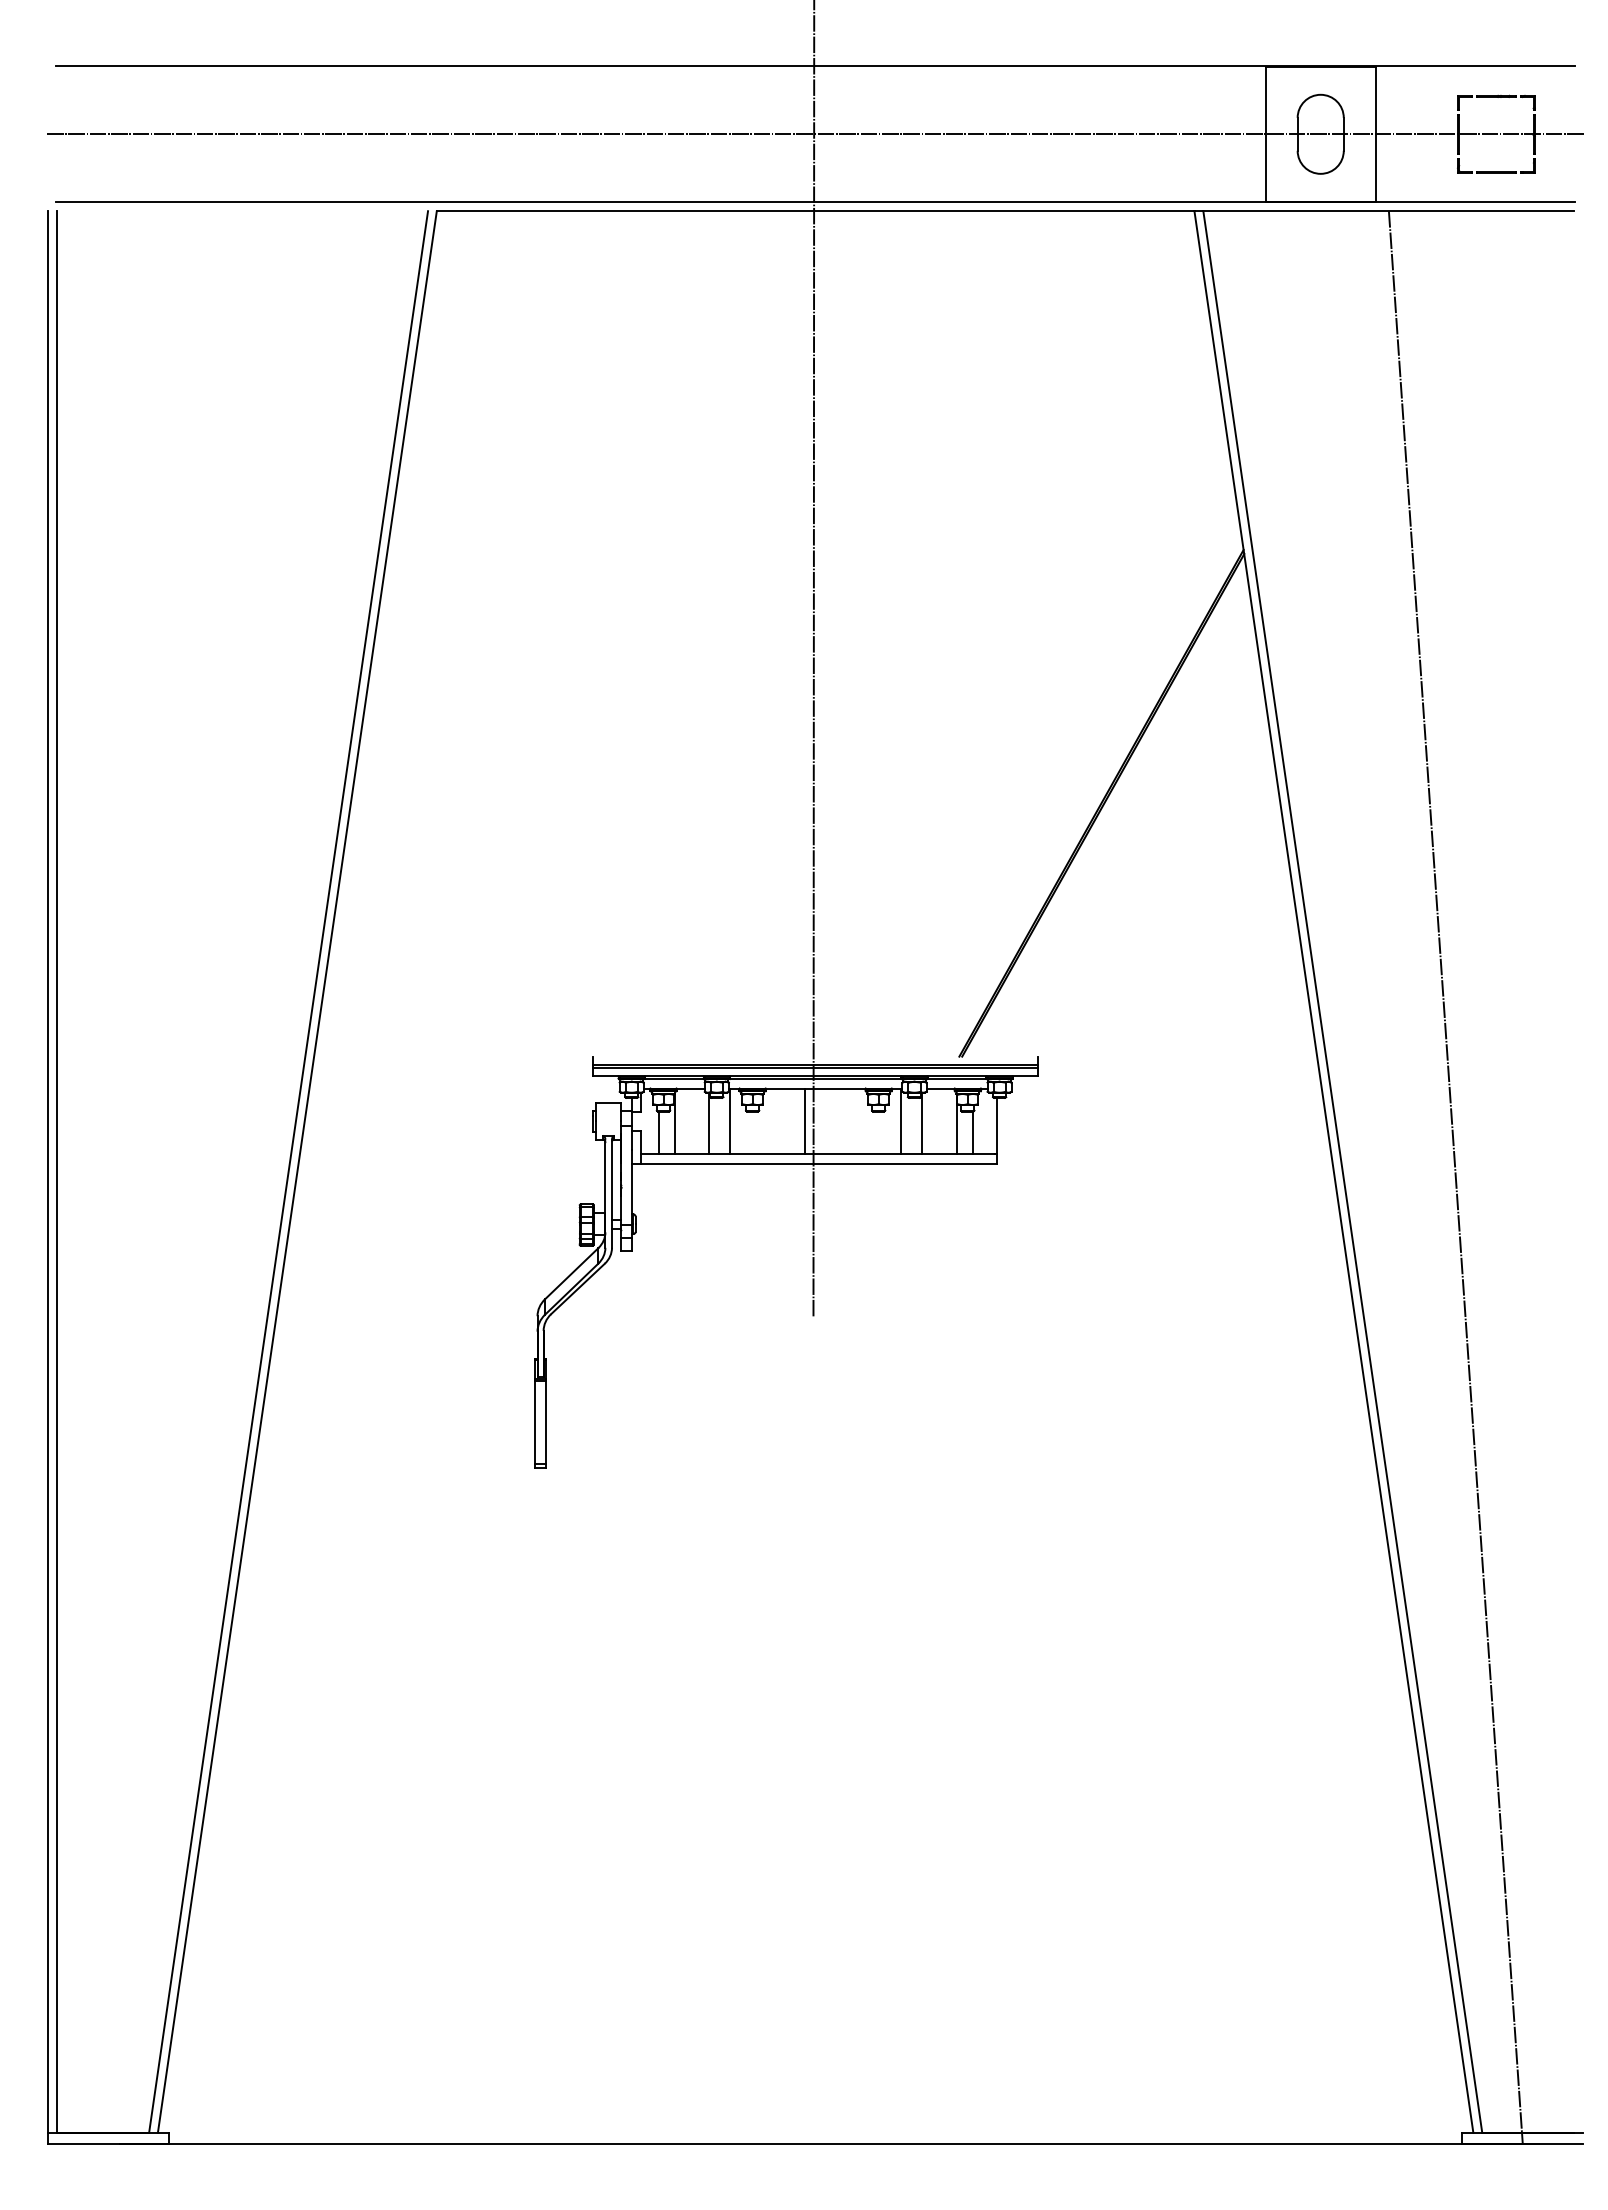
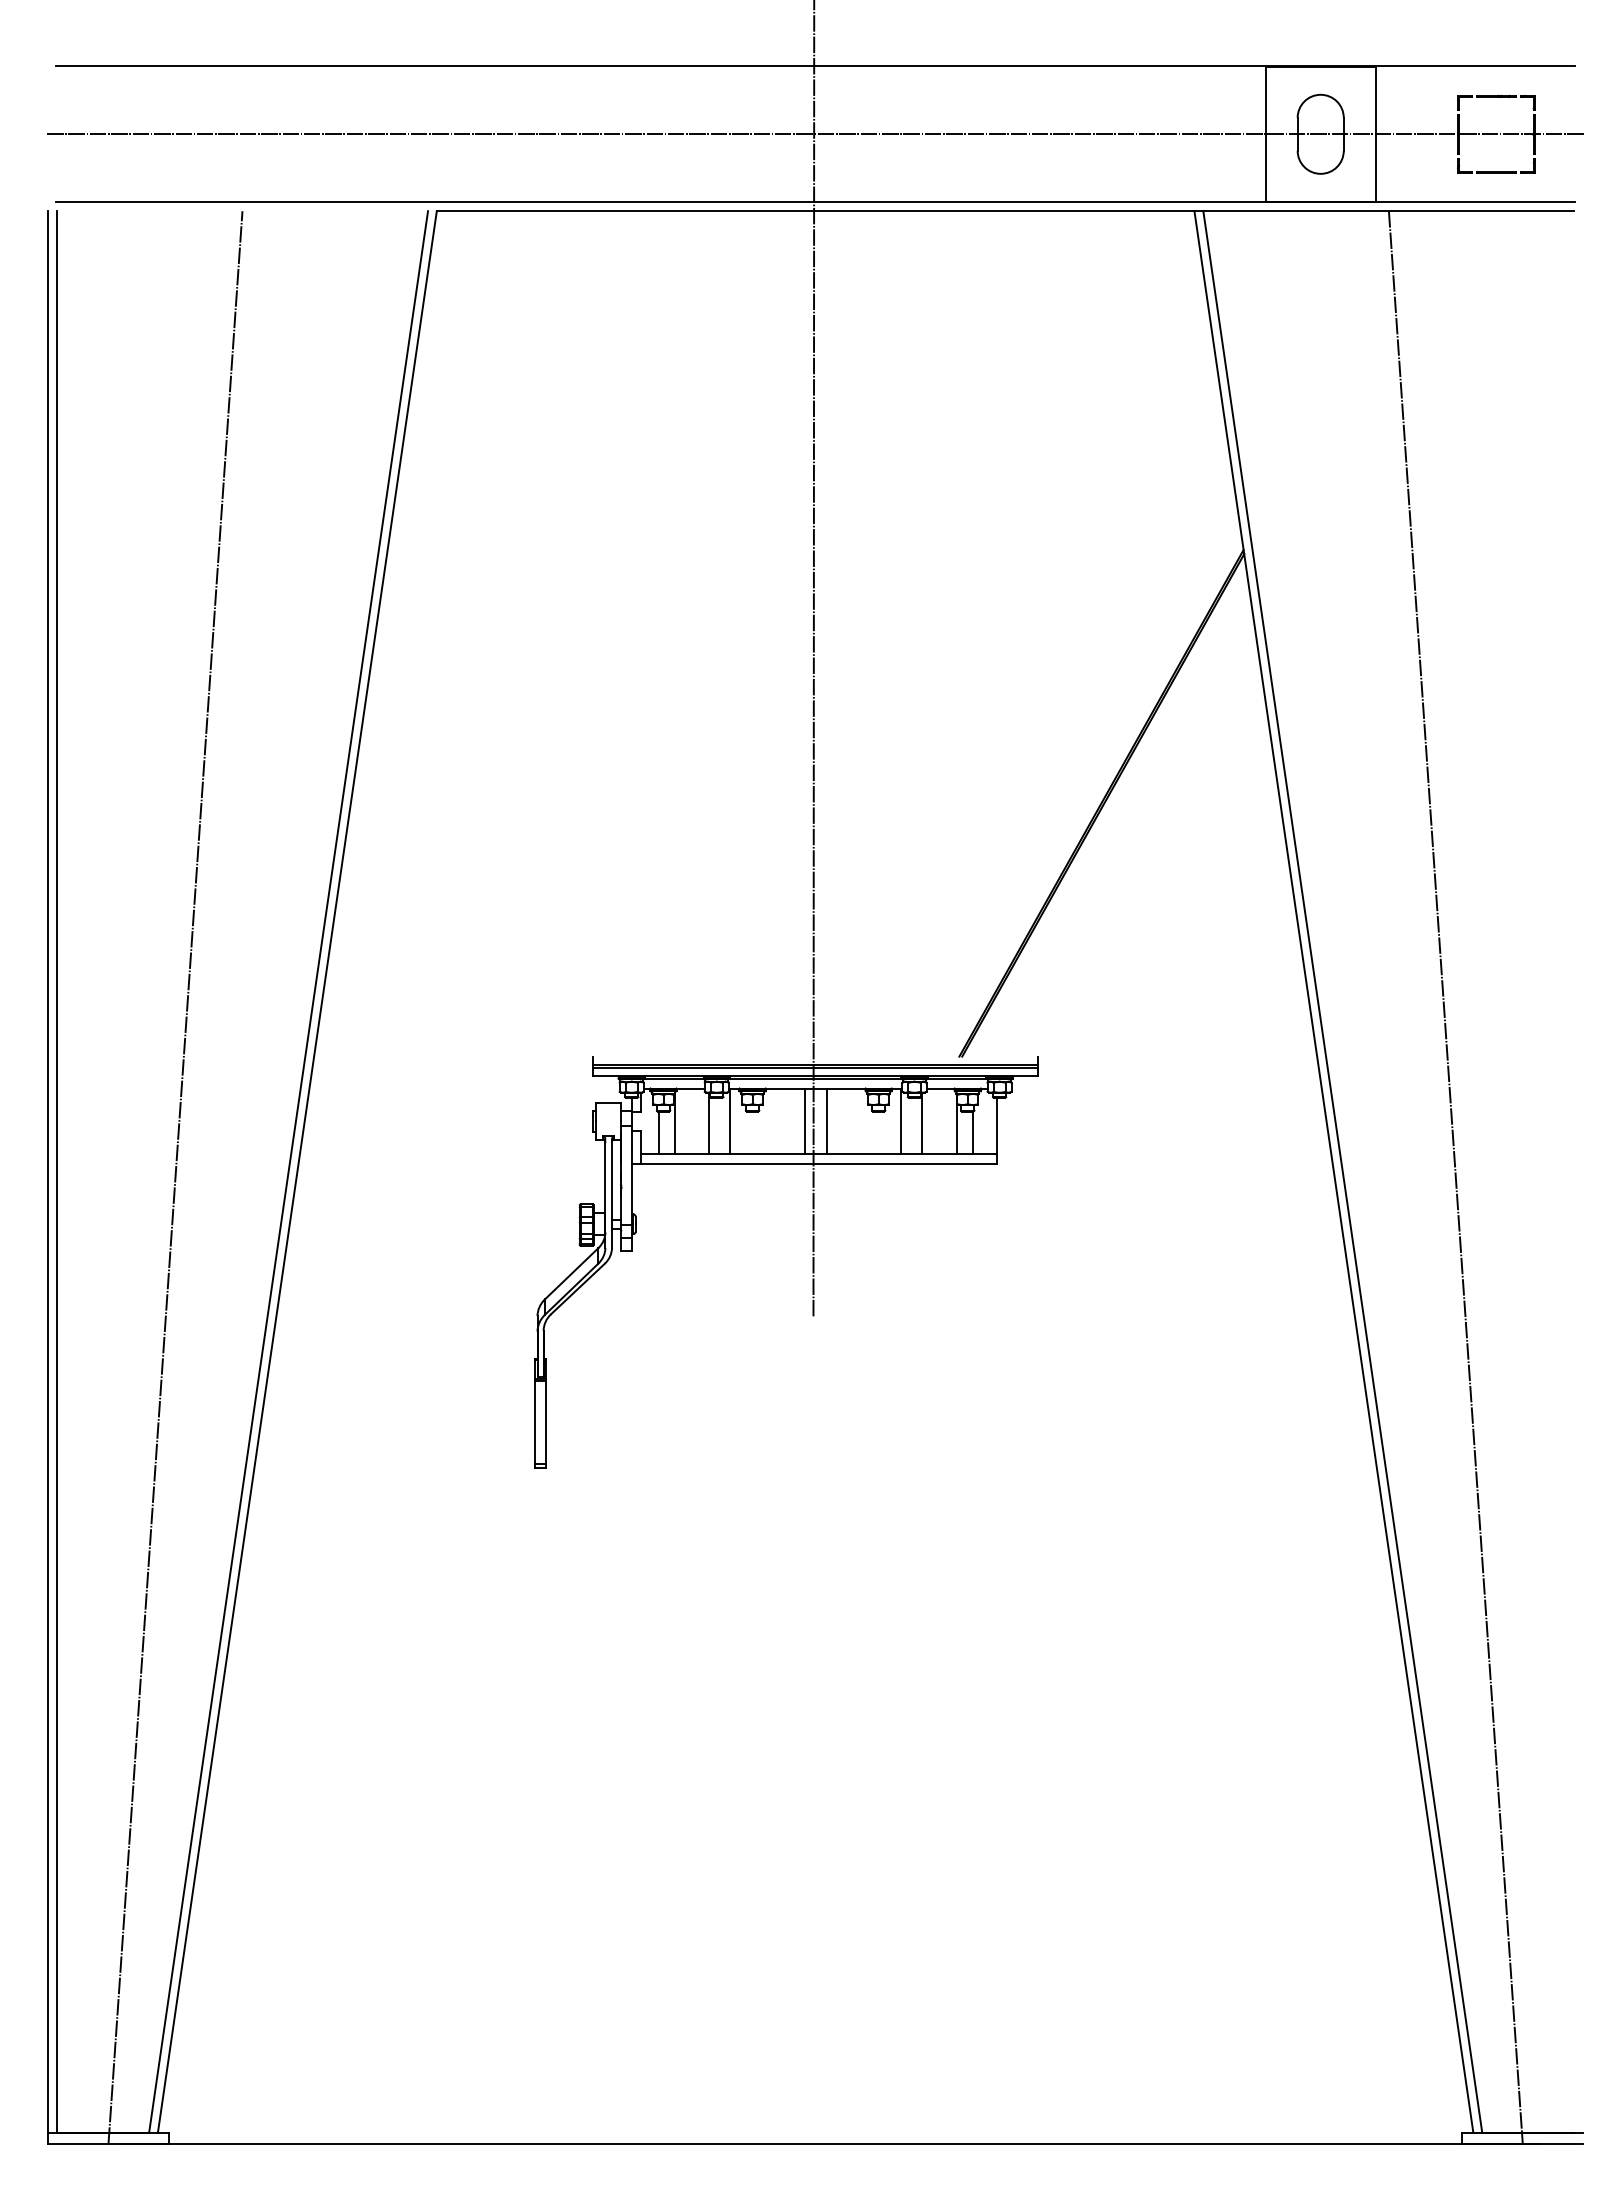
line: none -> present (826, 1121)
line: none -> present (175, 1177)
